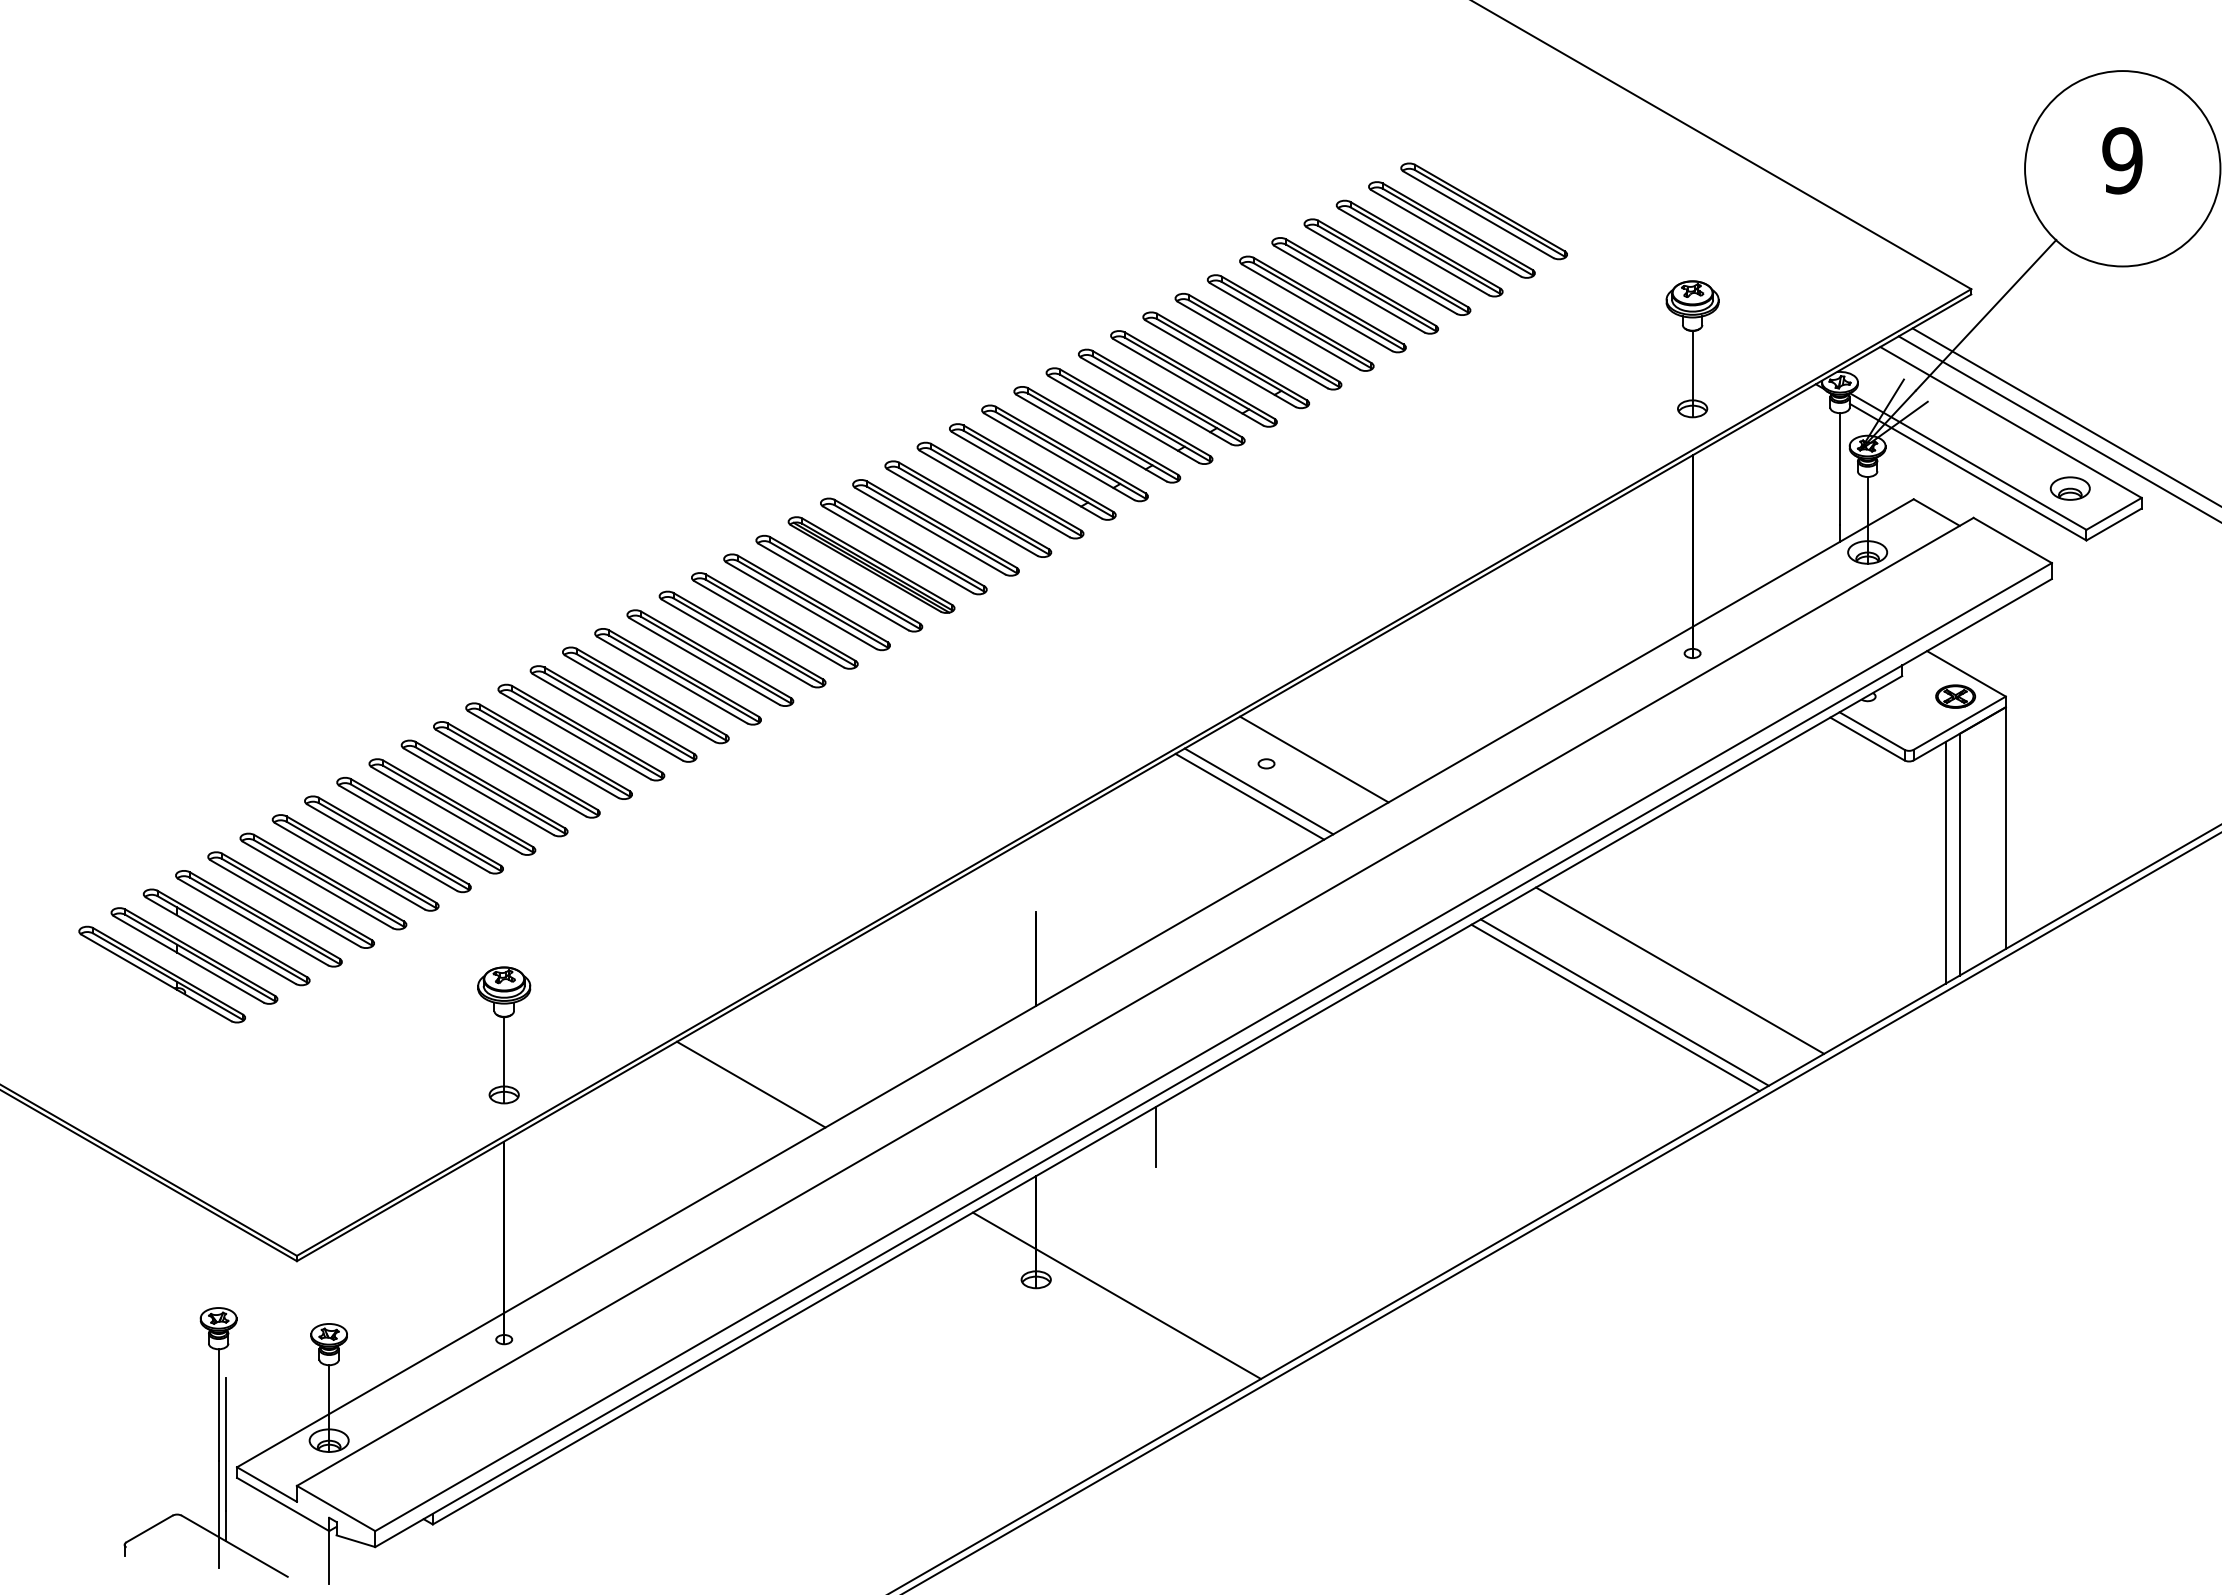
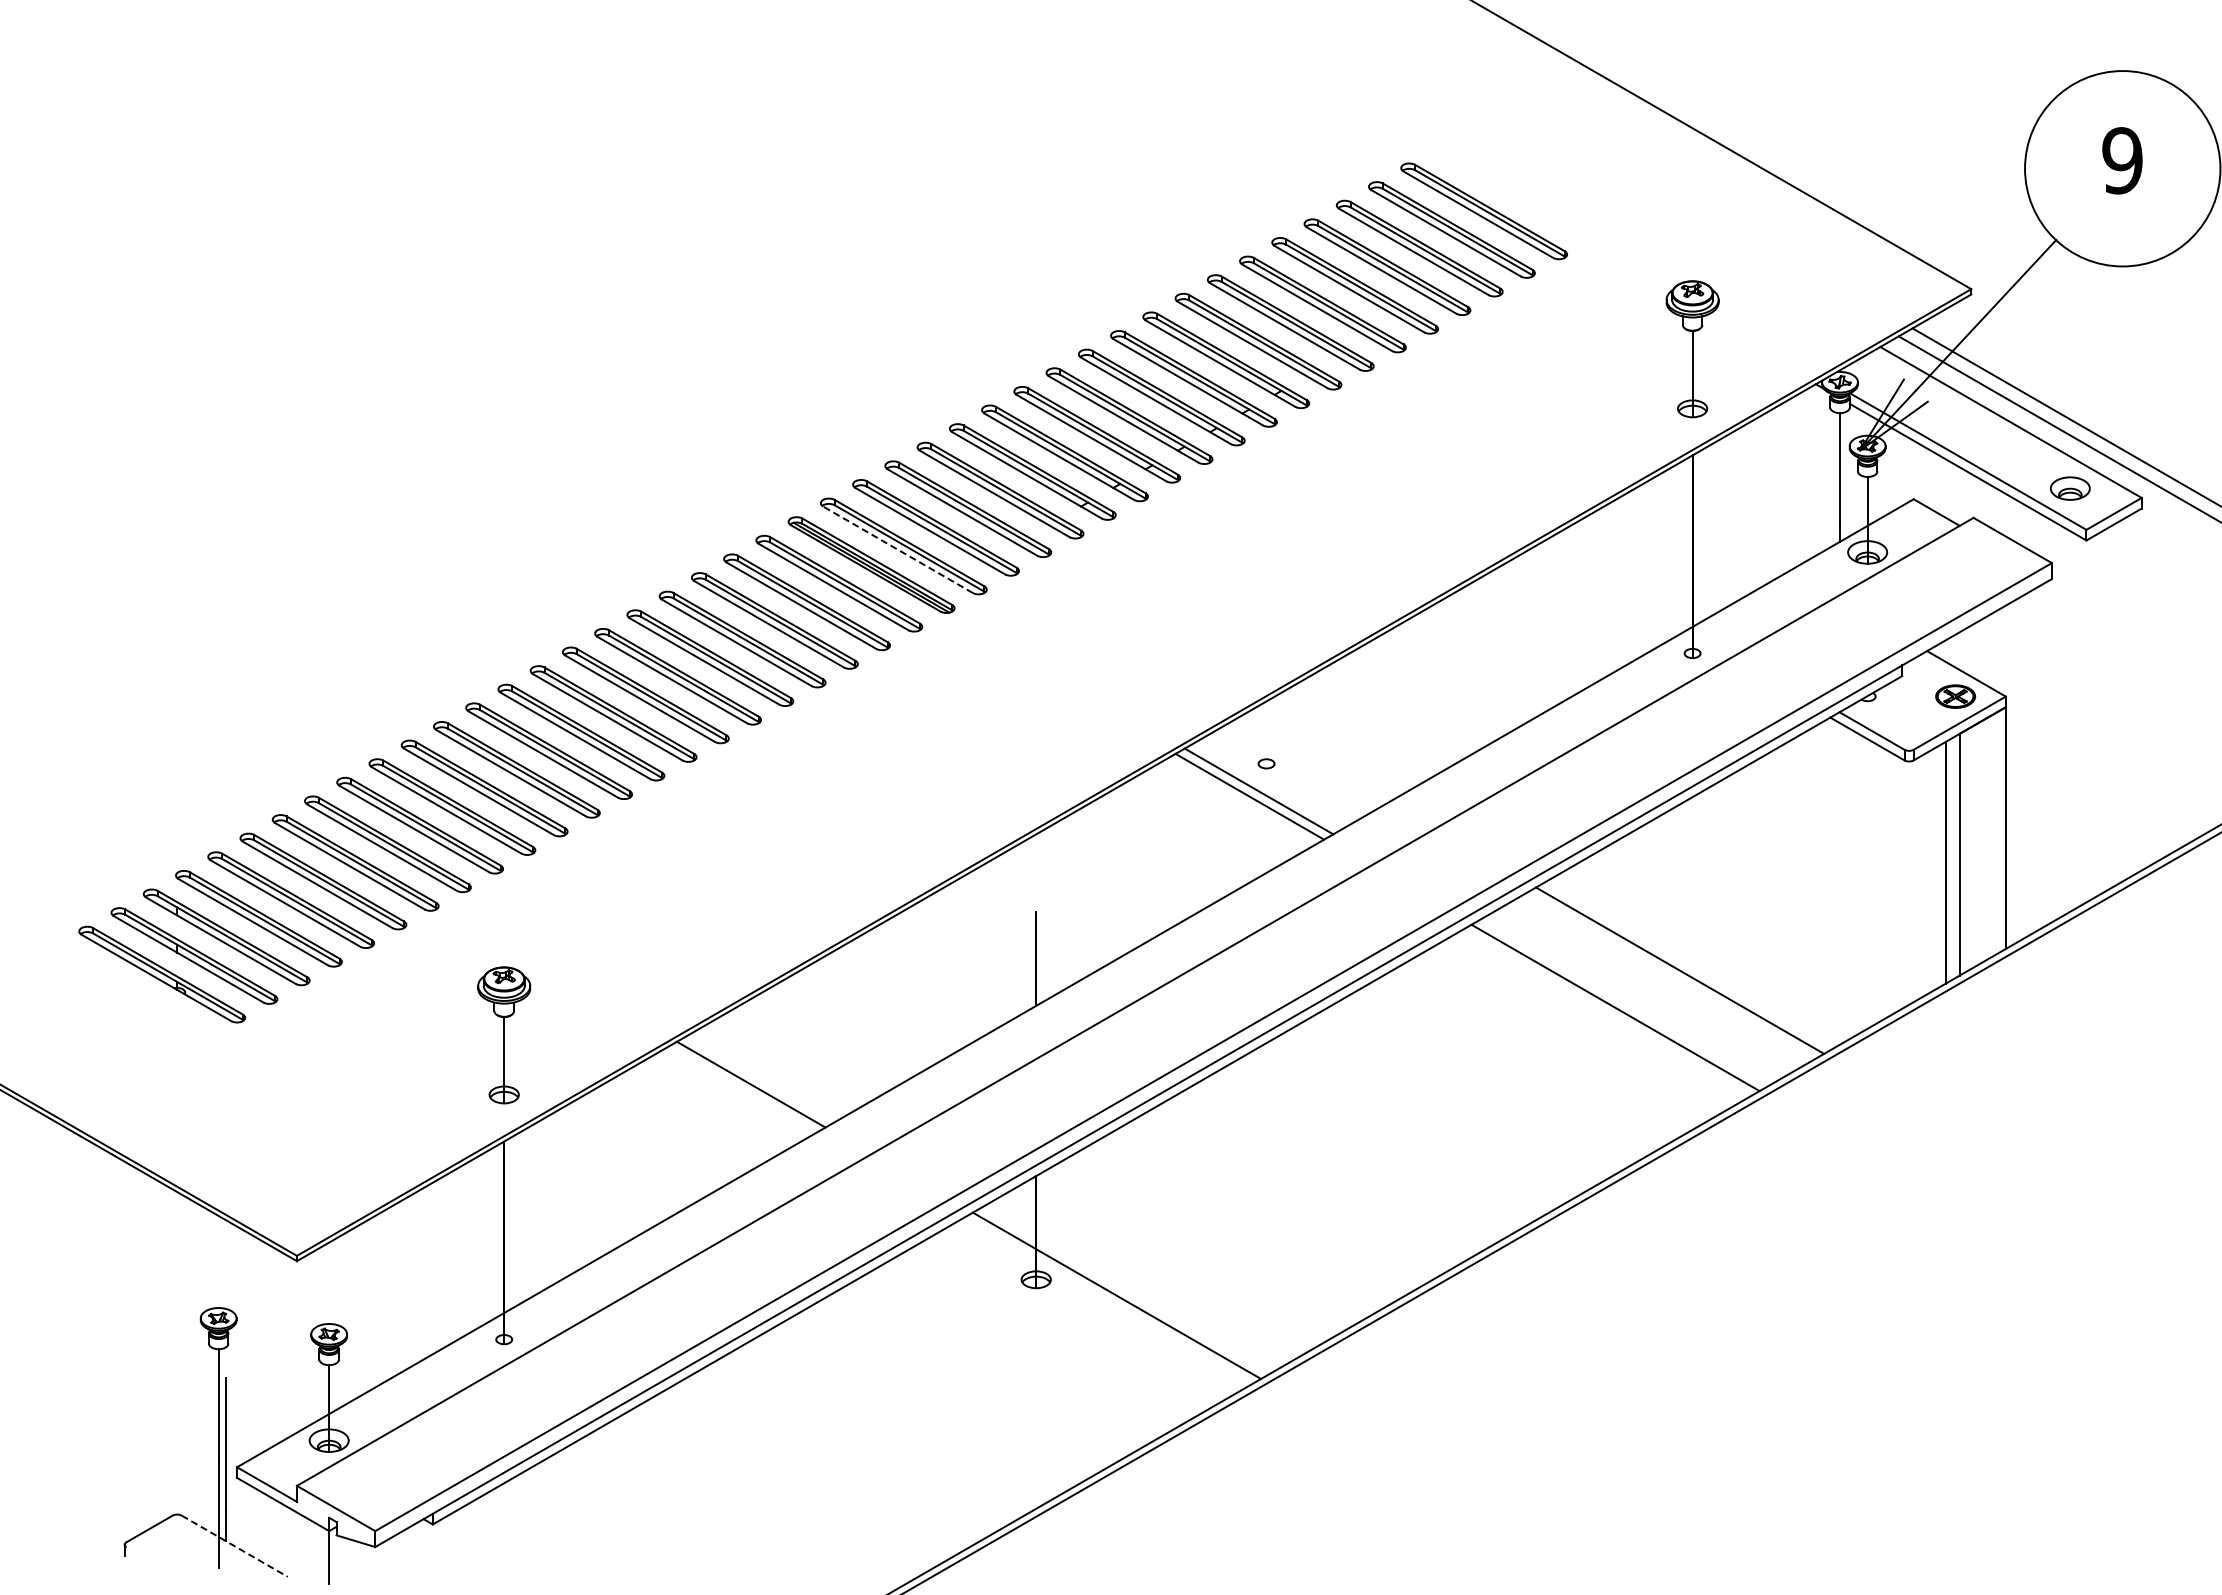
line: solid -> dashed (897, 549)
line: present -> none (1314, 759)
line: present -> none (1624, 1002)
line: present -> none (1155, 1136)
line: solid -> dashed (235, 1546)
